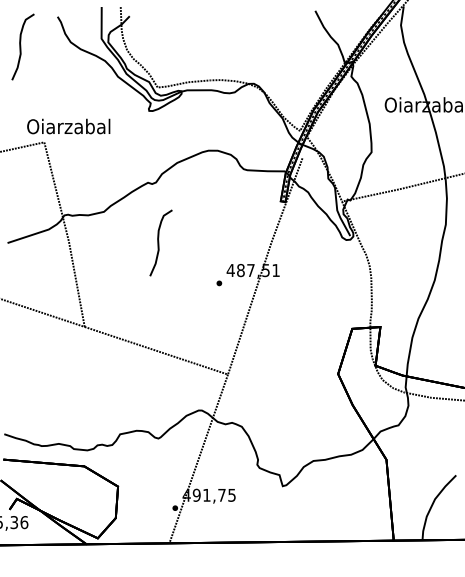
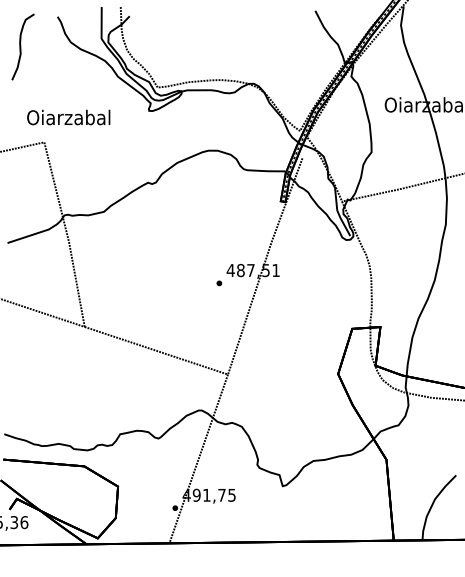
text position: (68, 126) -> (68, 117) (68, 117)
curve: present -> none (159, 242)
